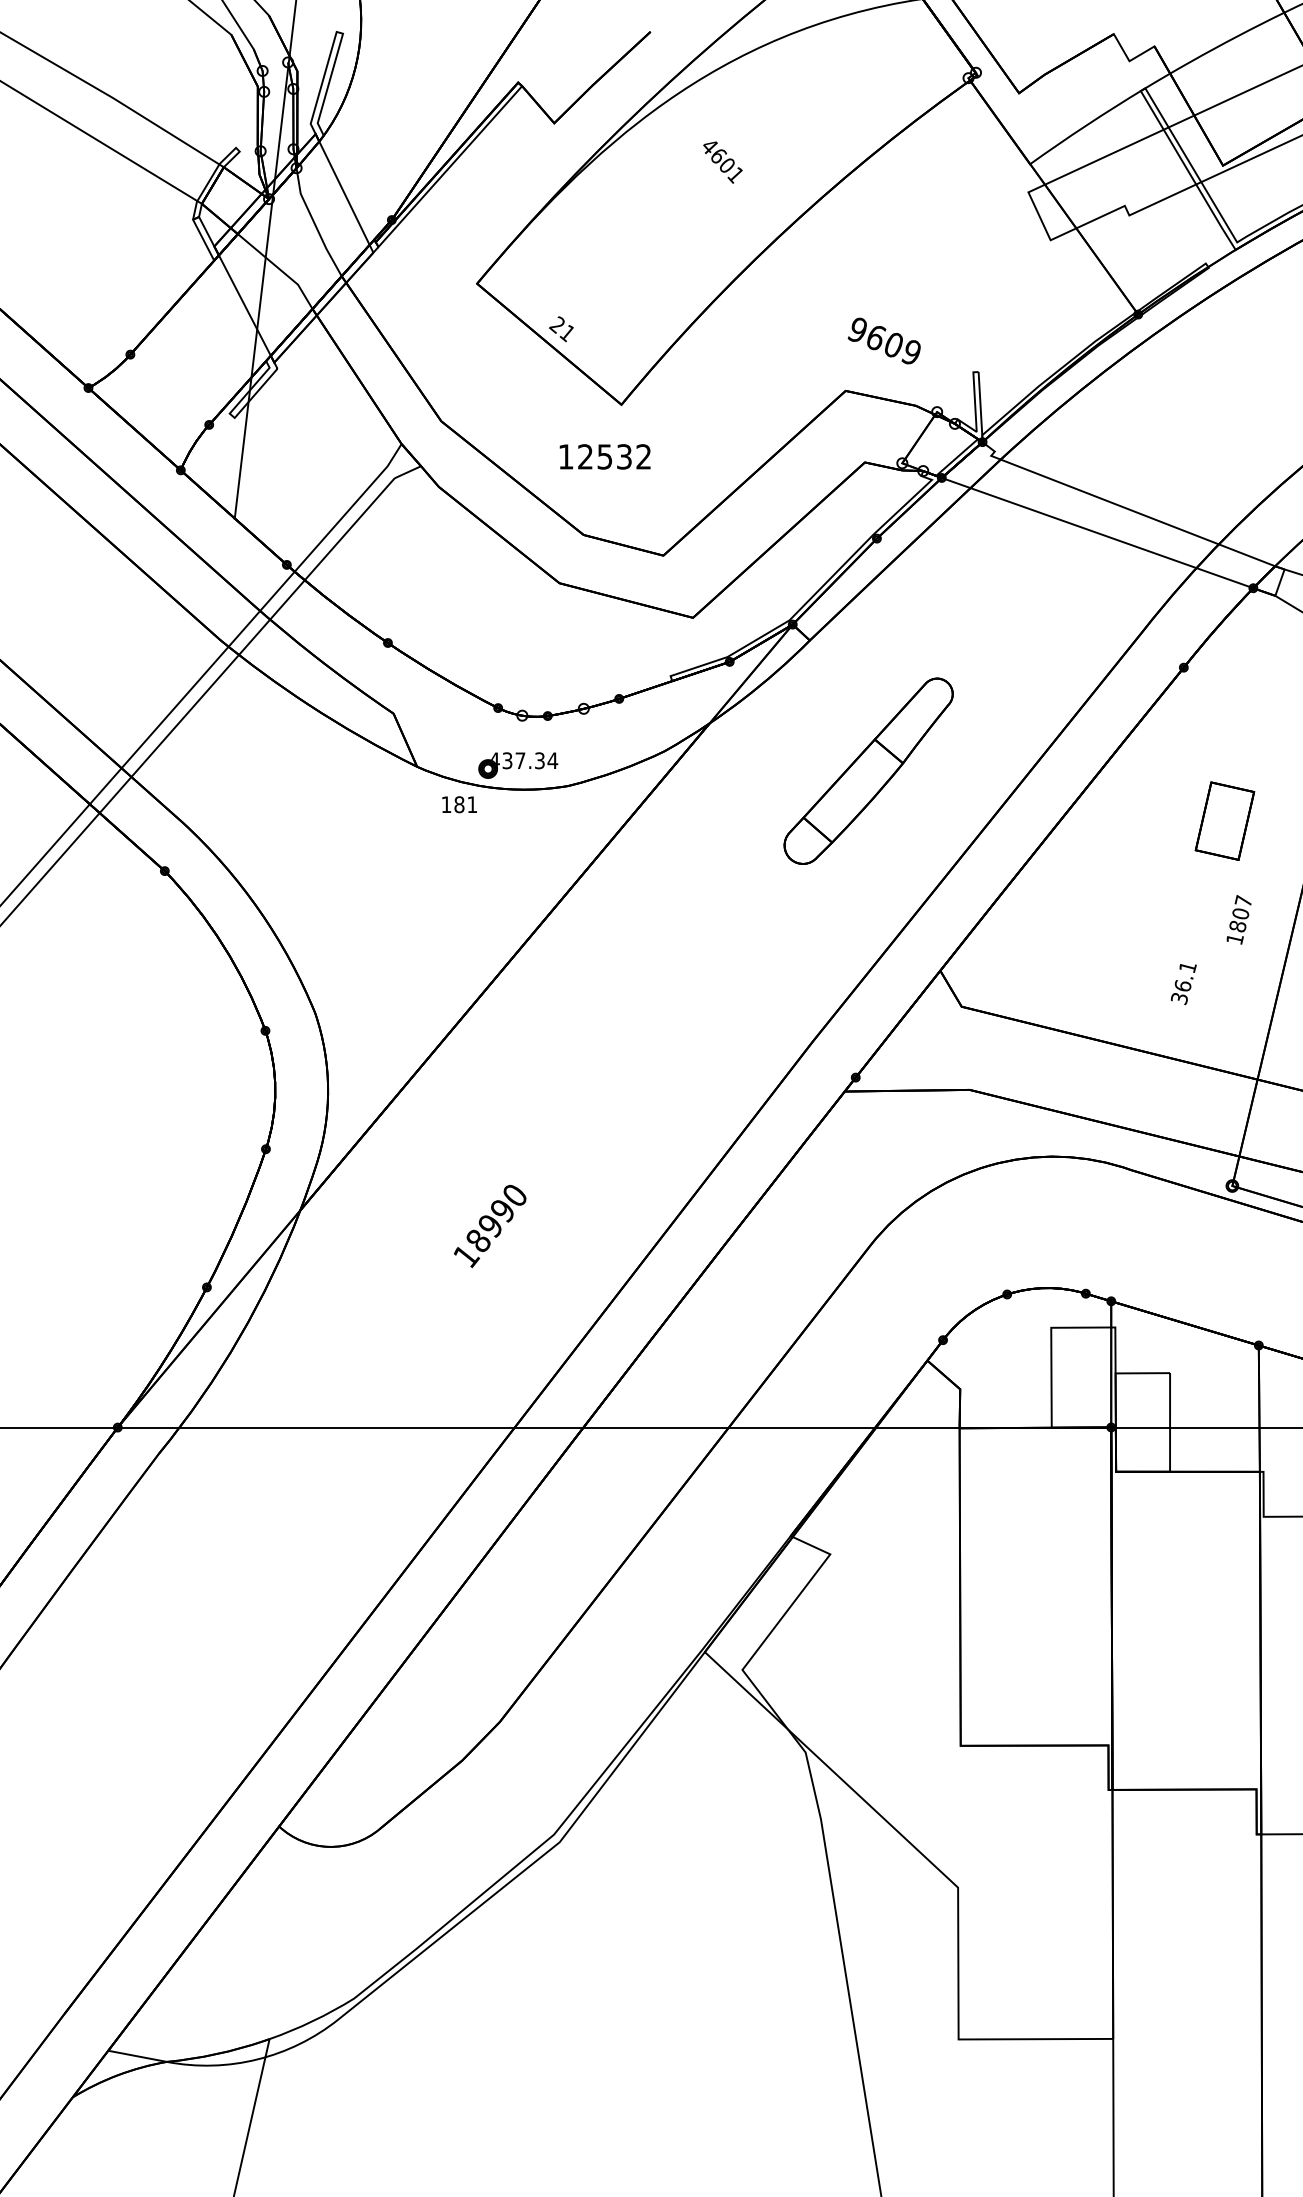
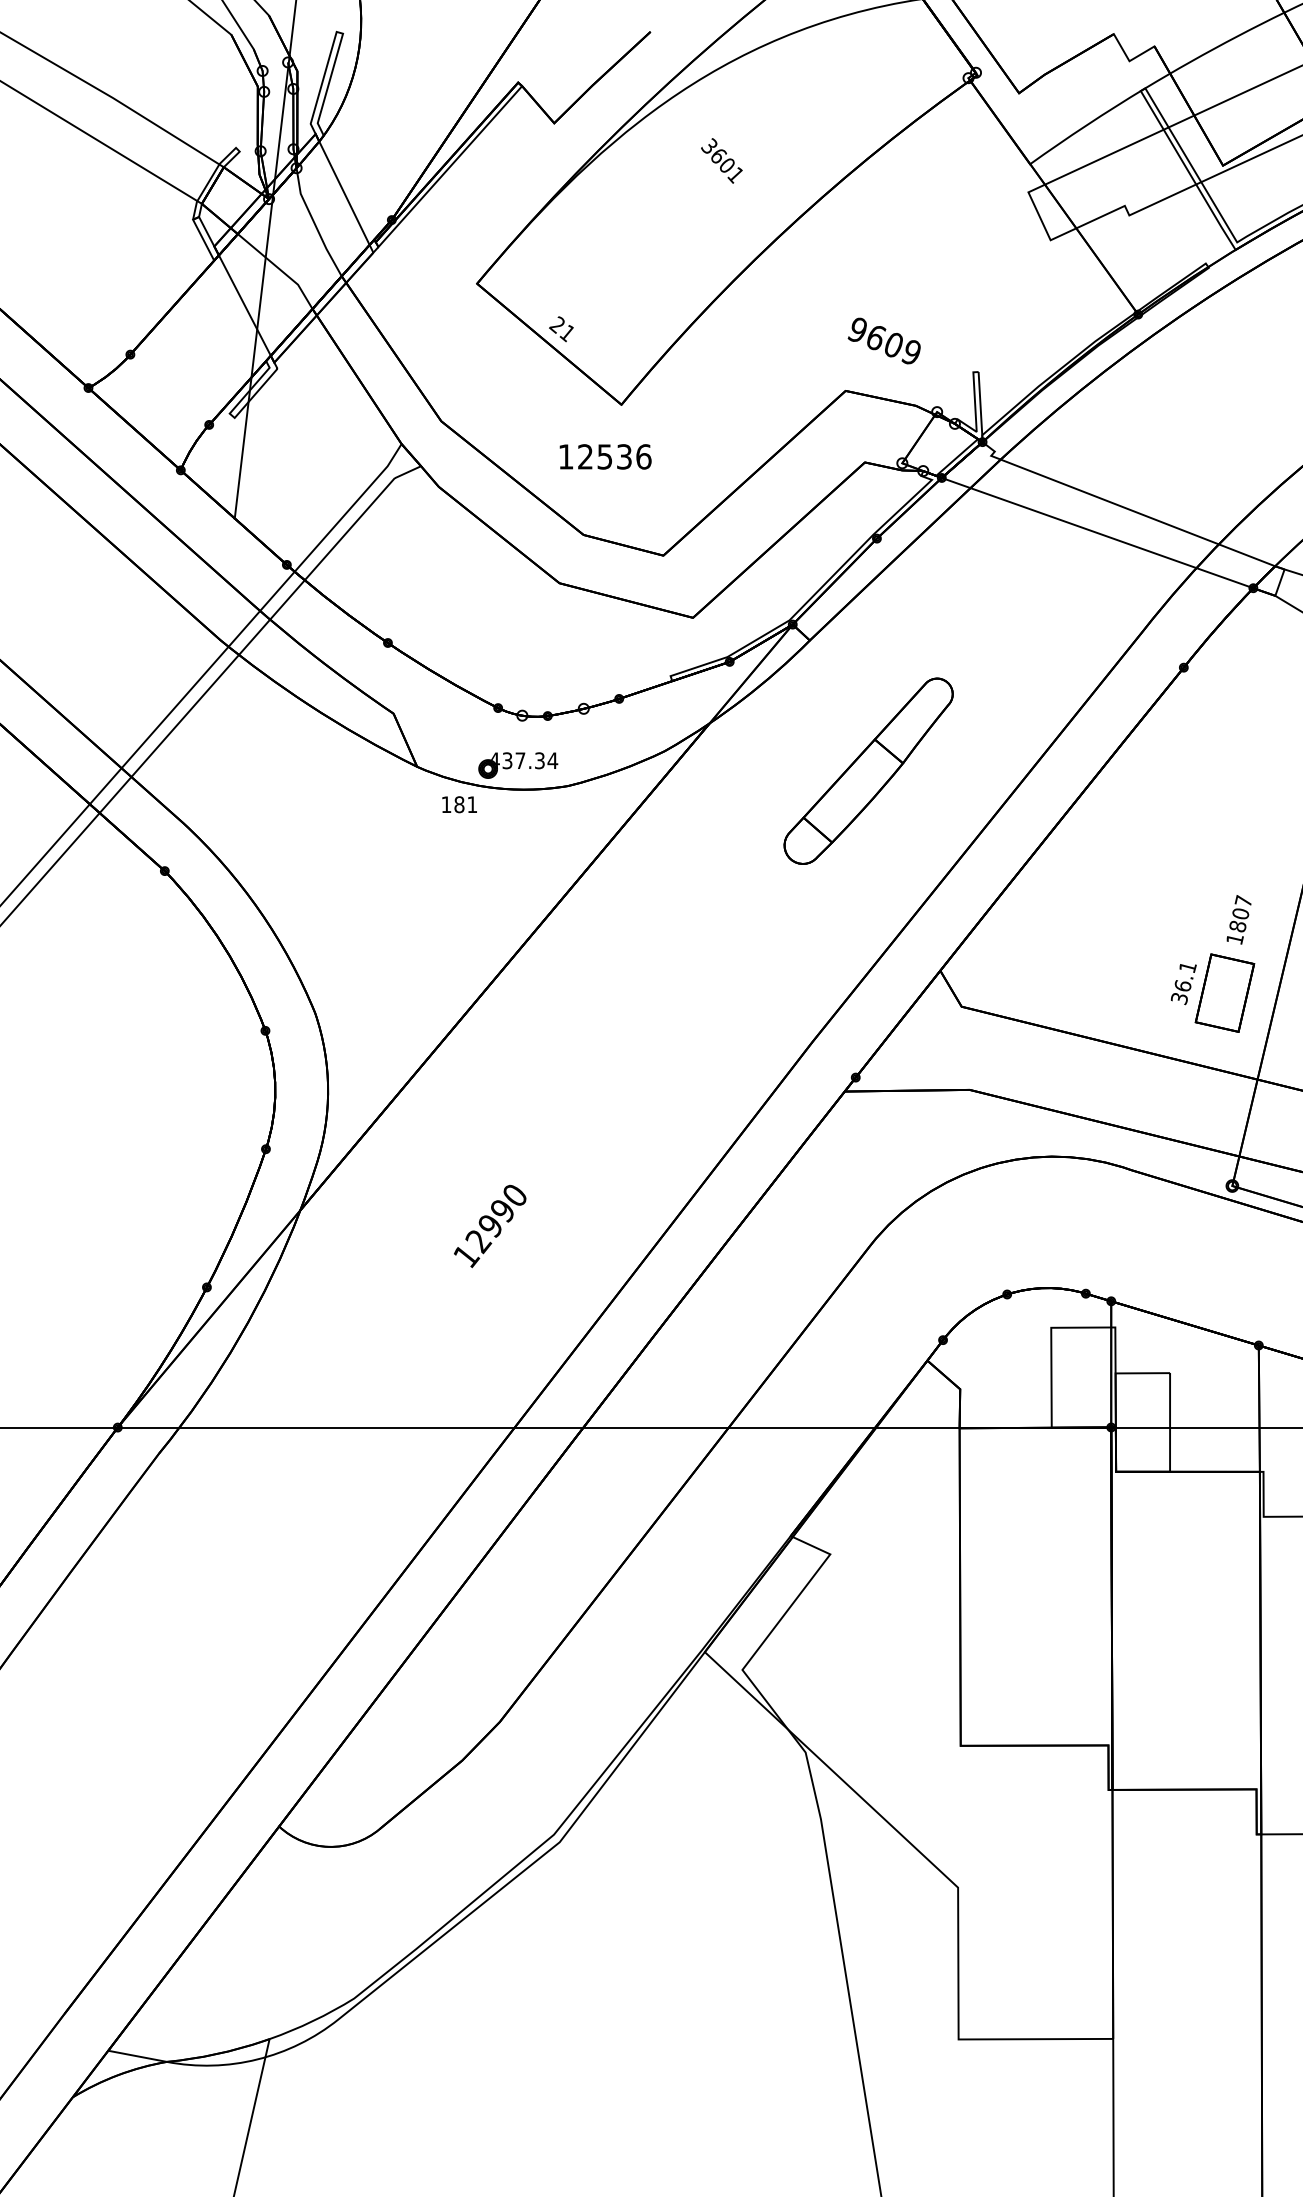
text: 4601 -> 3601 (709, 145)
text: 12532 -> 12536 (643, 456)
part position: (1224, 820) -> (1224, 992) (1224, 992)
text: 18990 -> 12990 (478, 1241)
